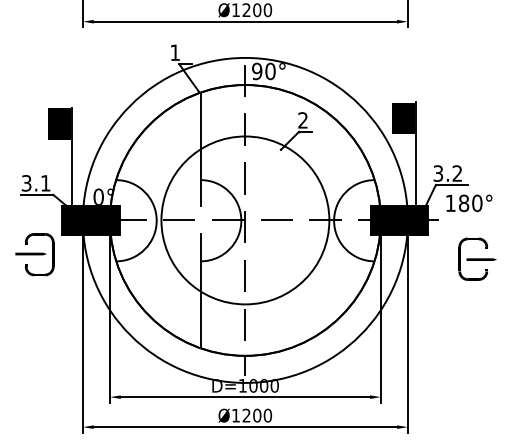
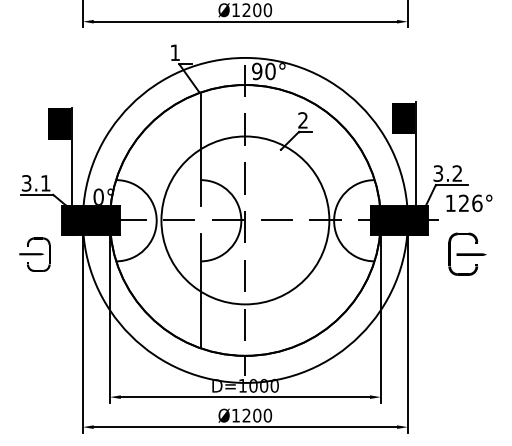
text: 180° -> 126° (470, 203)
part size: 40x44 px -> 32x35 px (34, 254)
part position: (477, 258) -> (467, 253) (467, 253)
